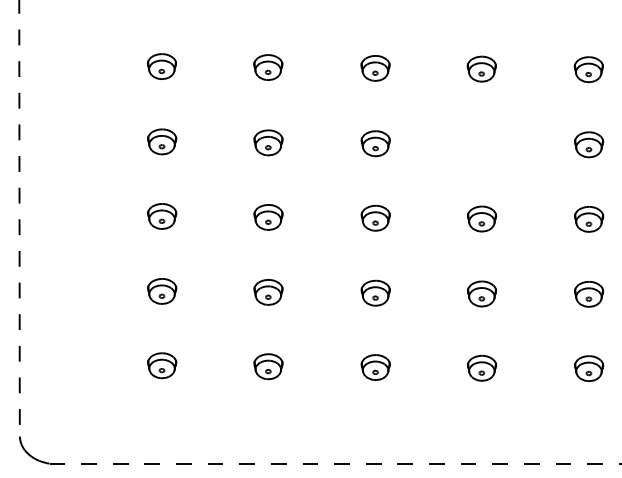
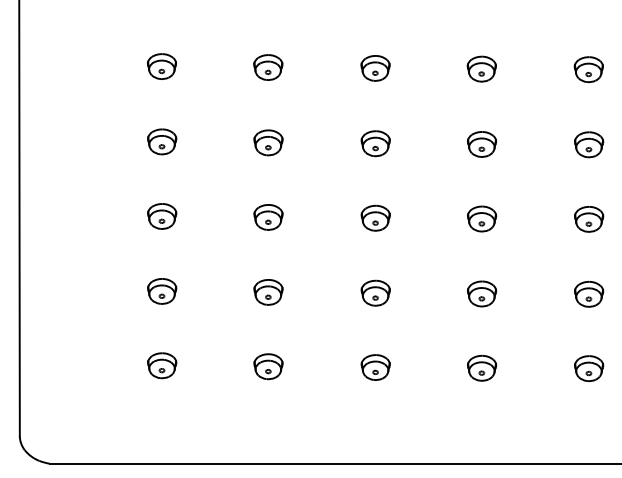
part: none -> present (482, 144)
line: dashed -> solid (19, 218)
line: dashed -> solid (335, 463)
